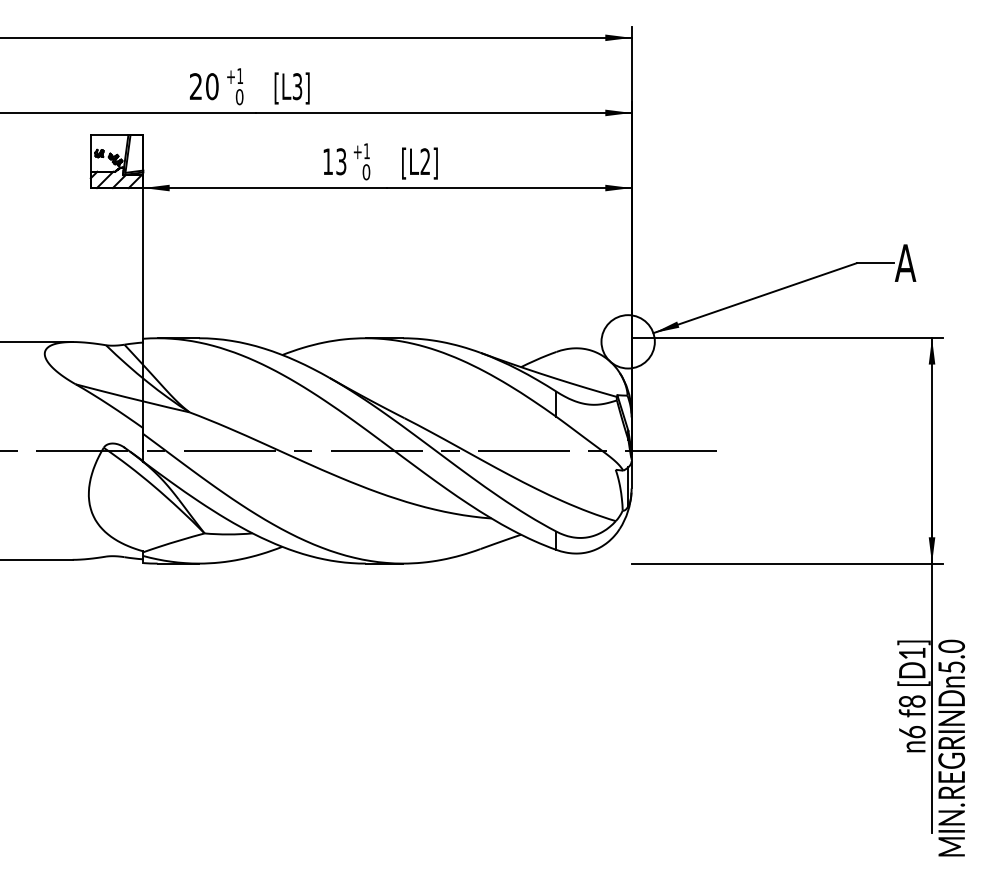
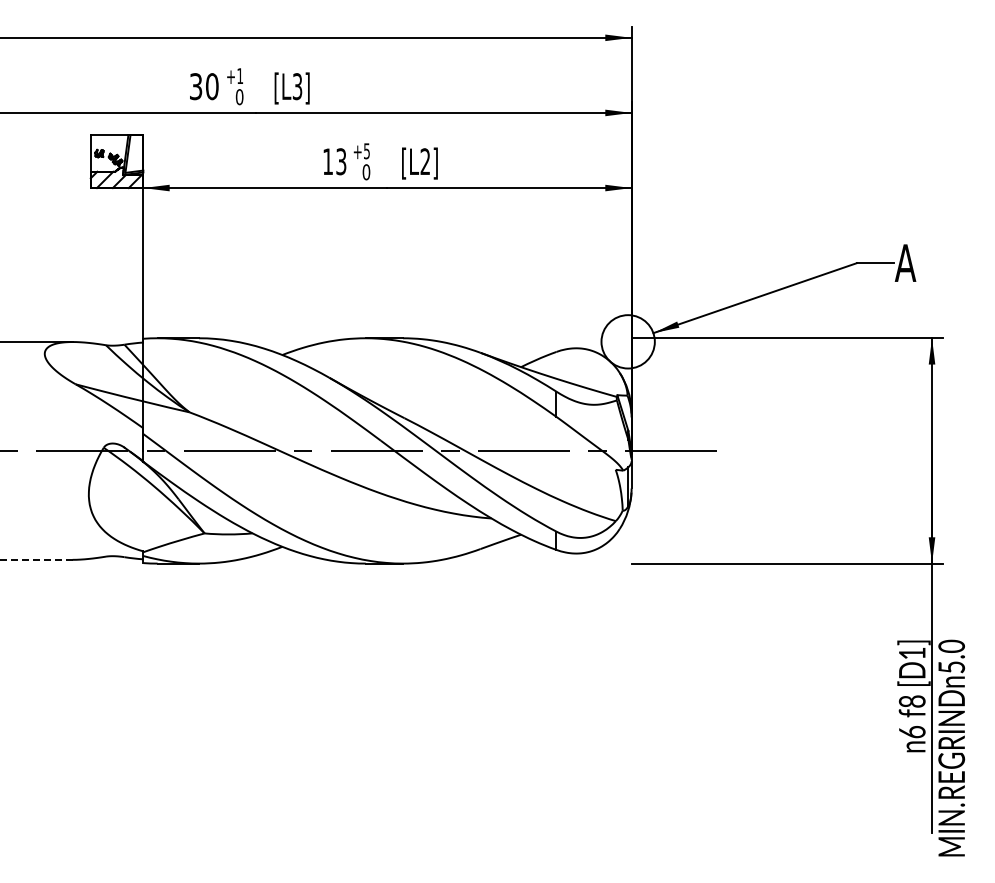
text: 20 -> 30 (196, 86)
text: +1 -> +5 (366, 151)
line: solid -> dashed (36, 559)
